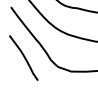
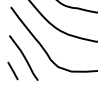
line: none -> present (12, 70)
